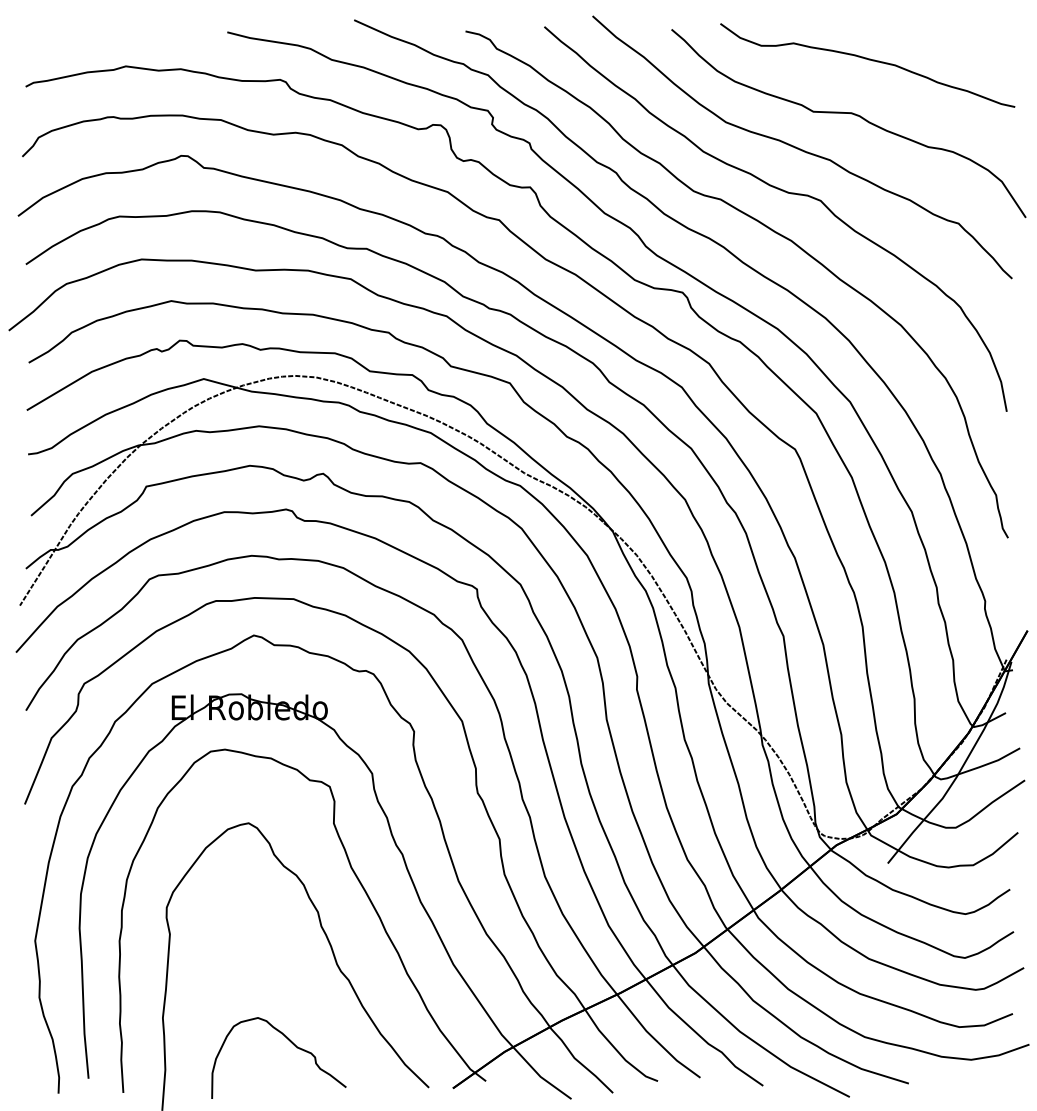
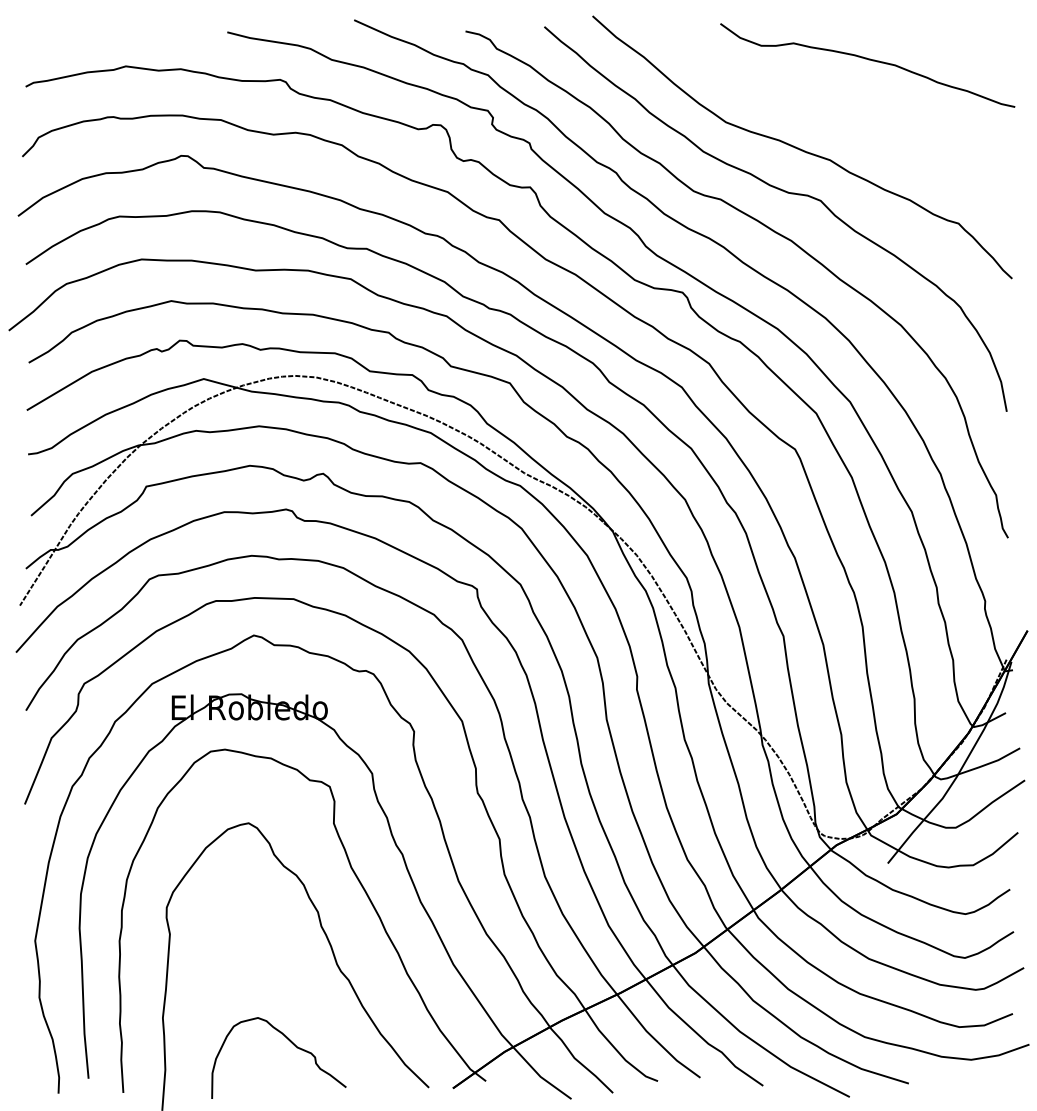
curve: present -> none (851, 114)
